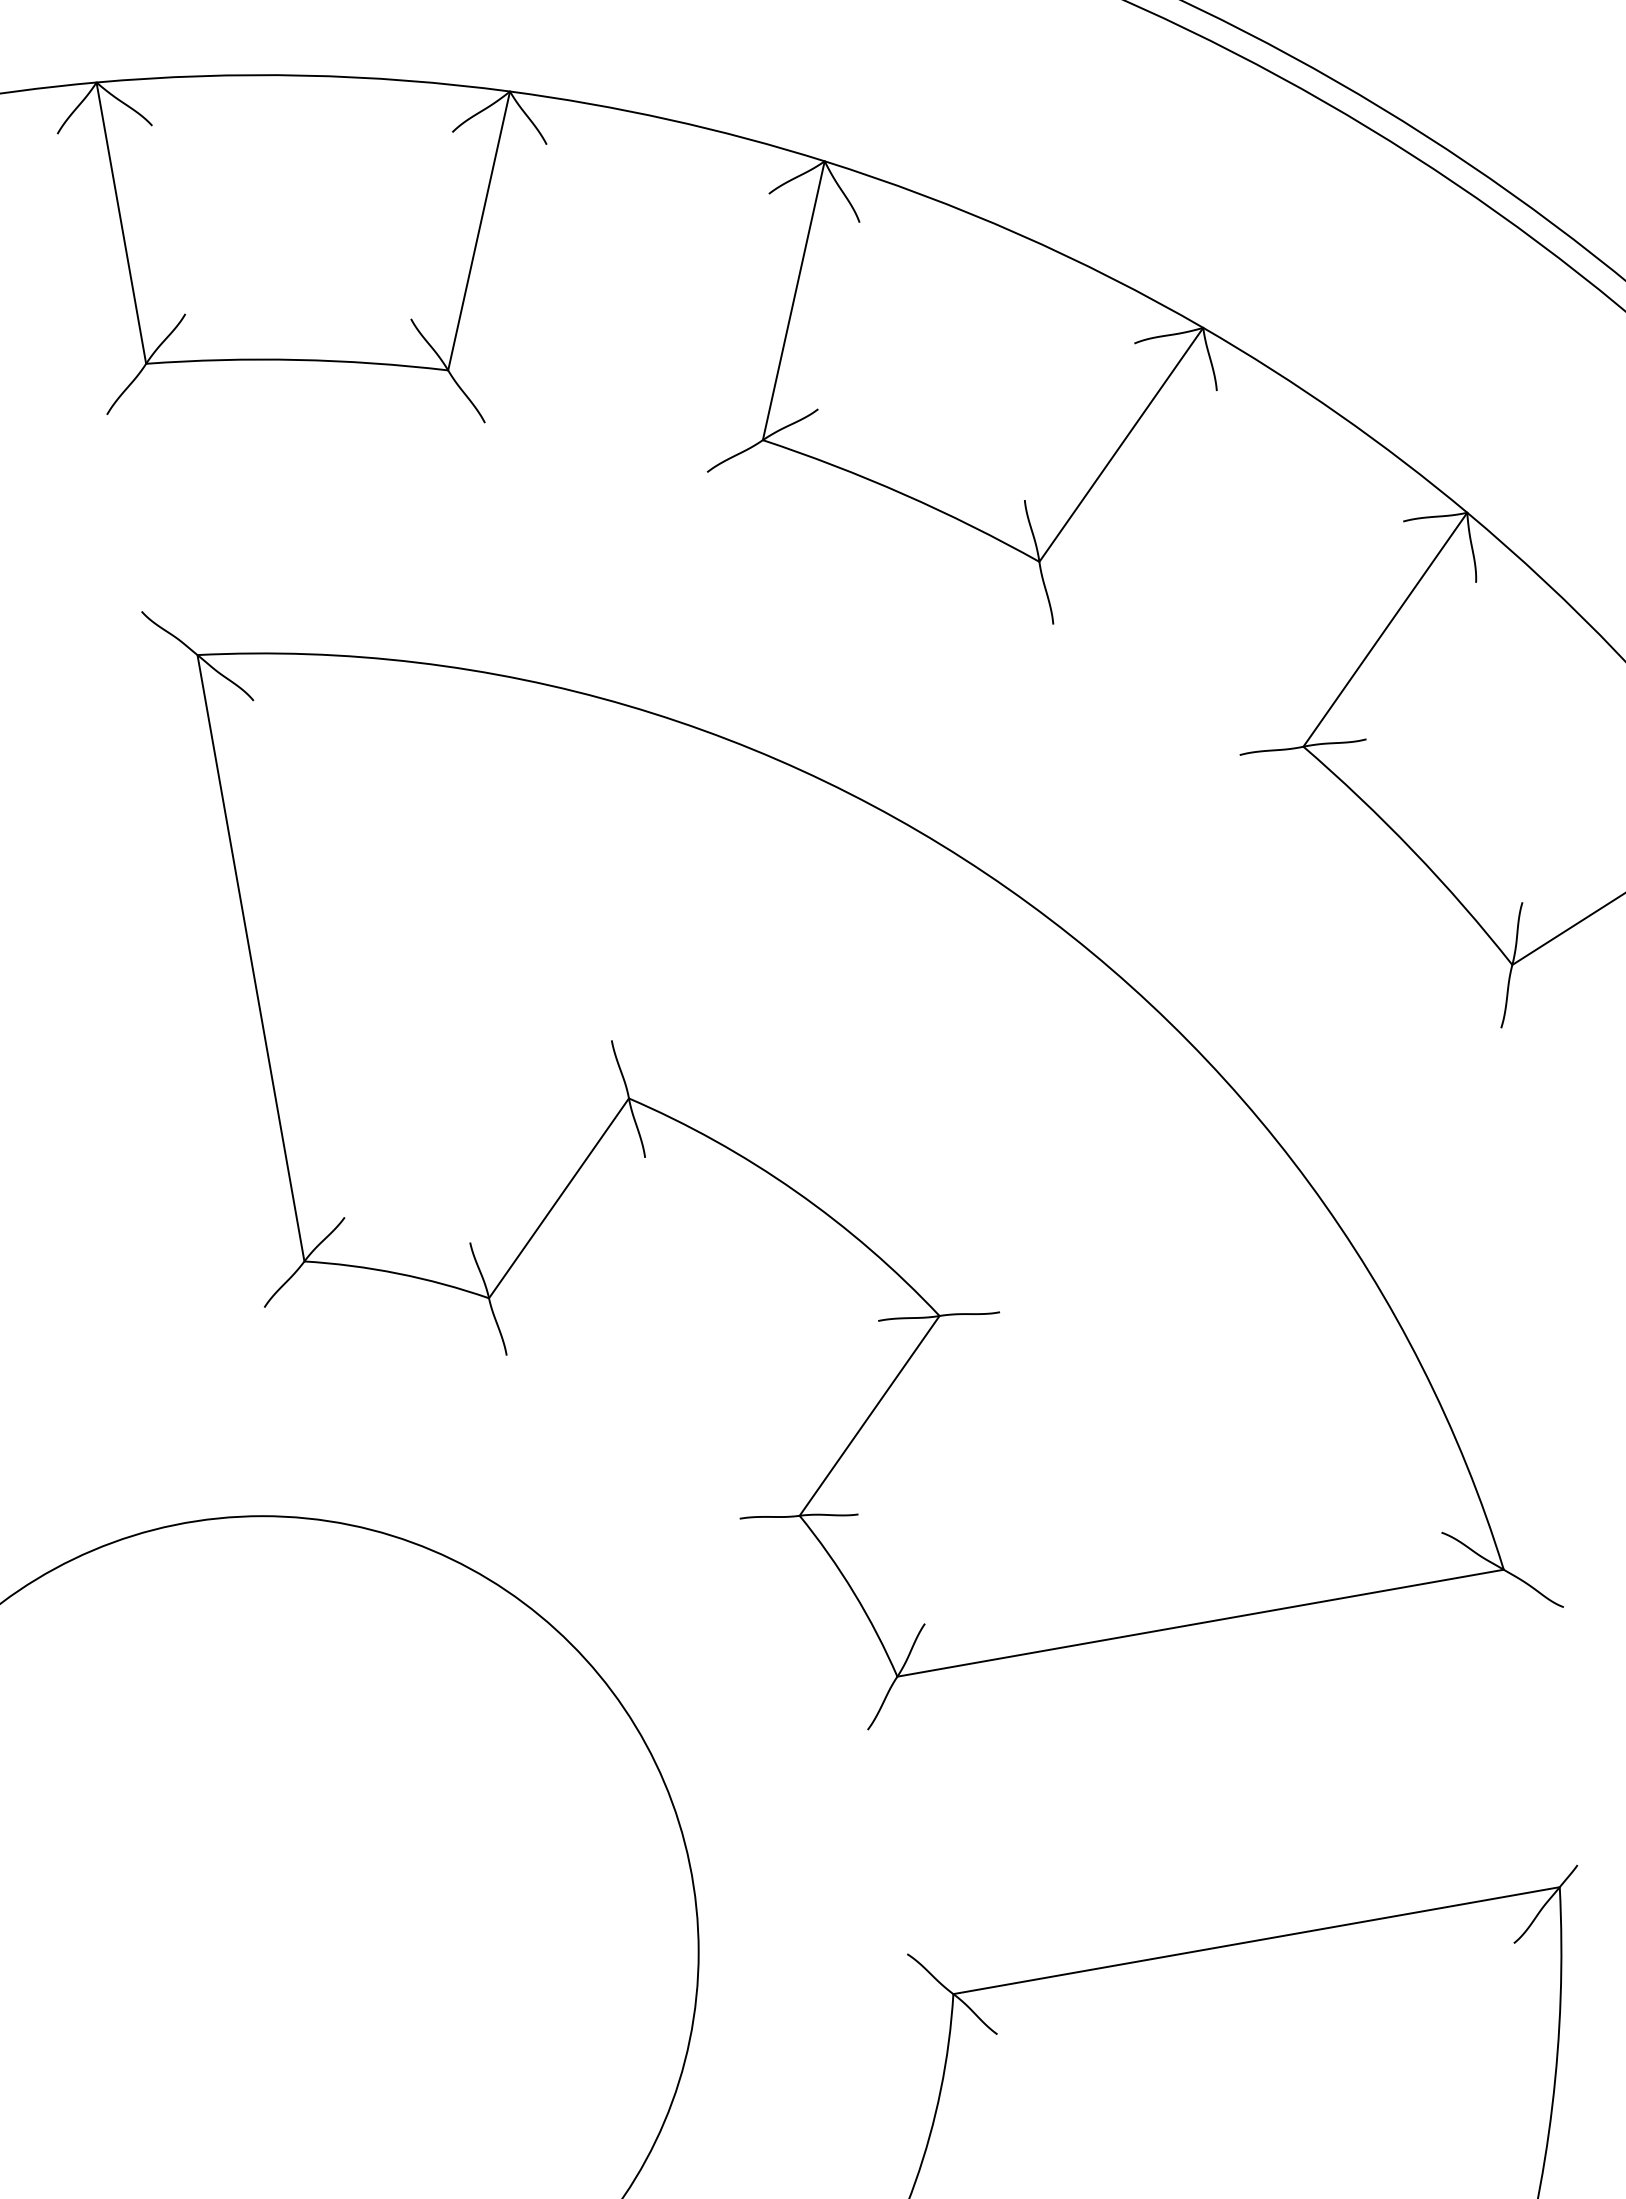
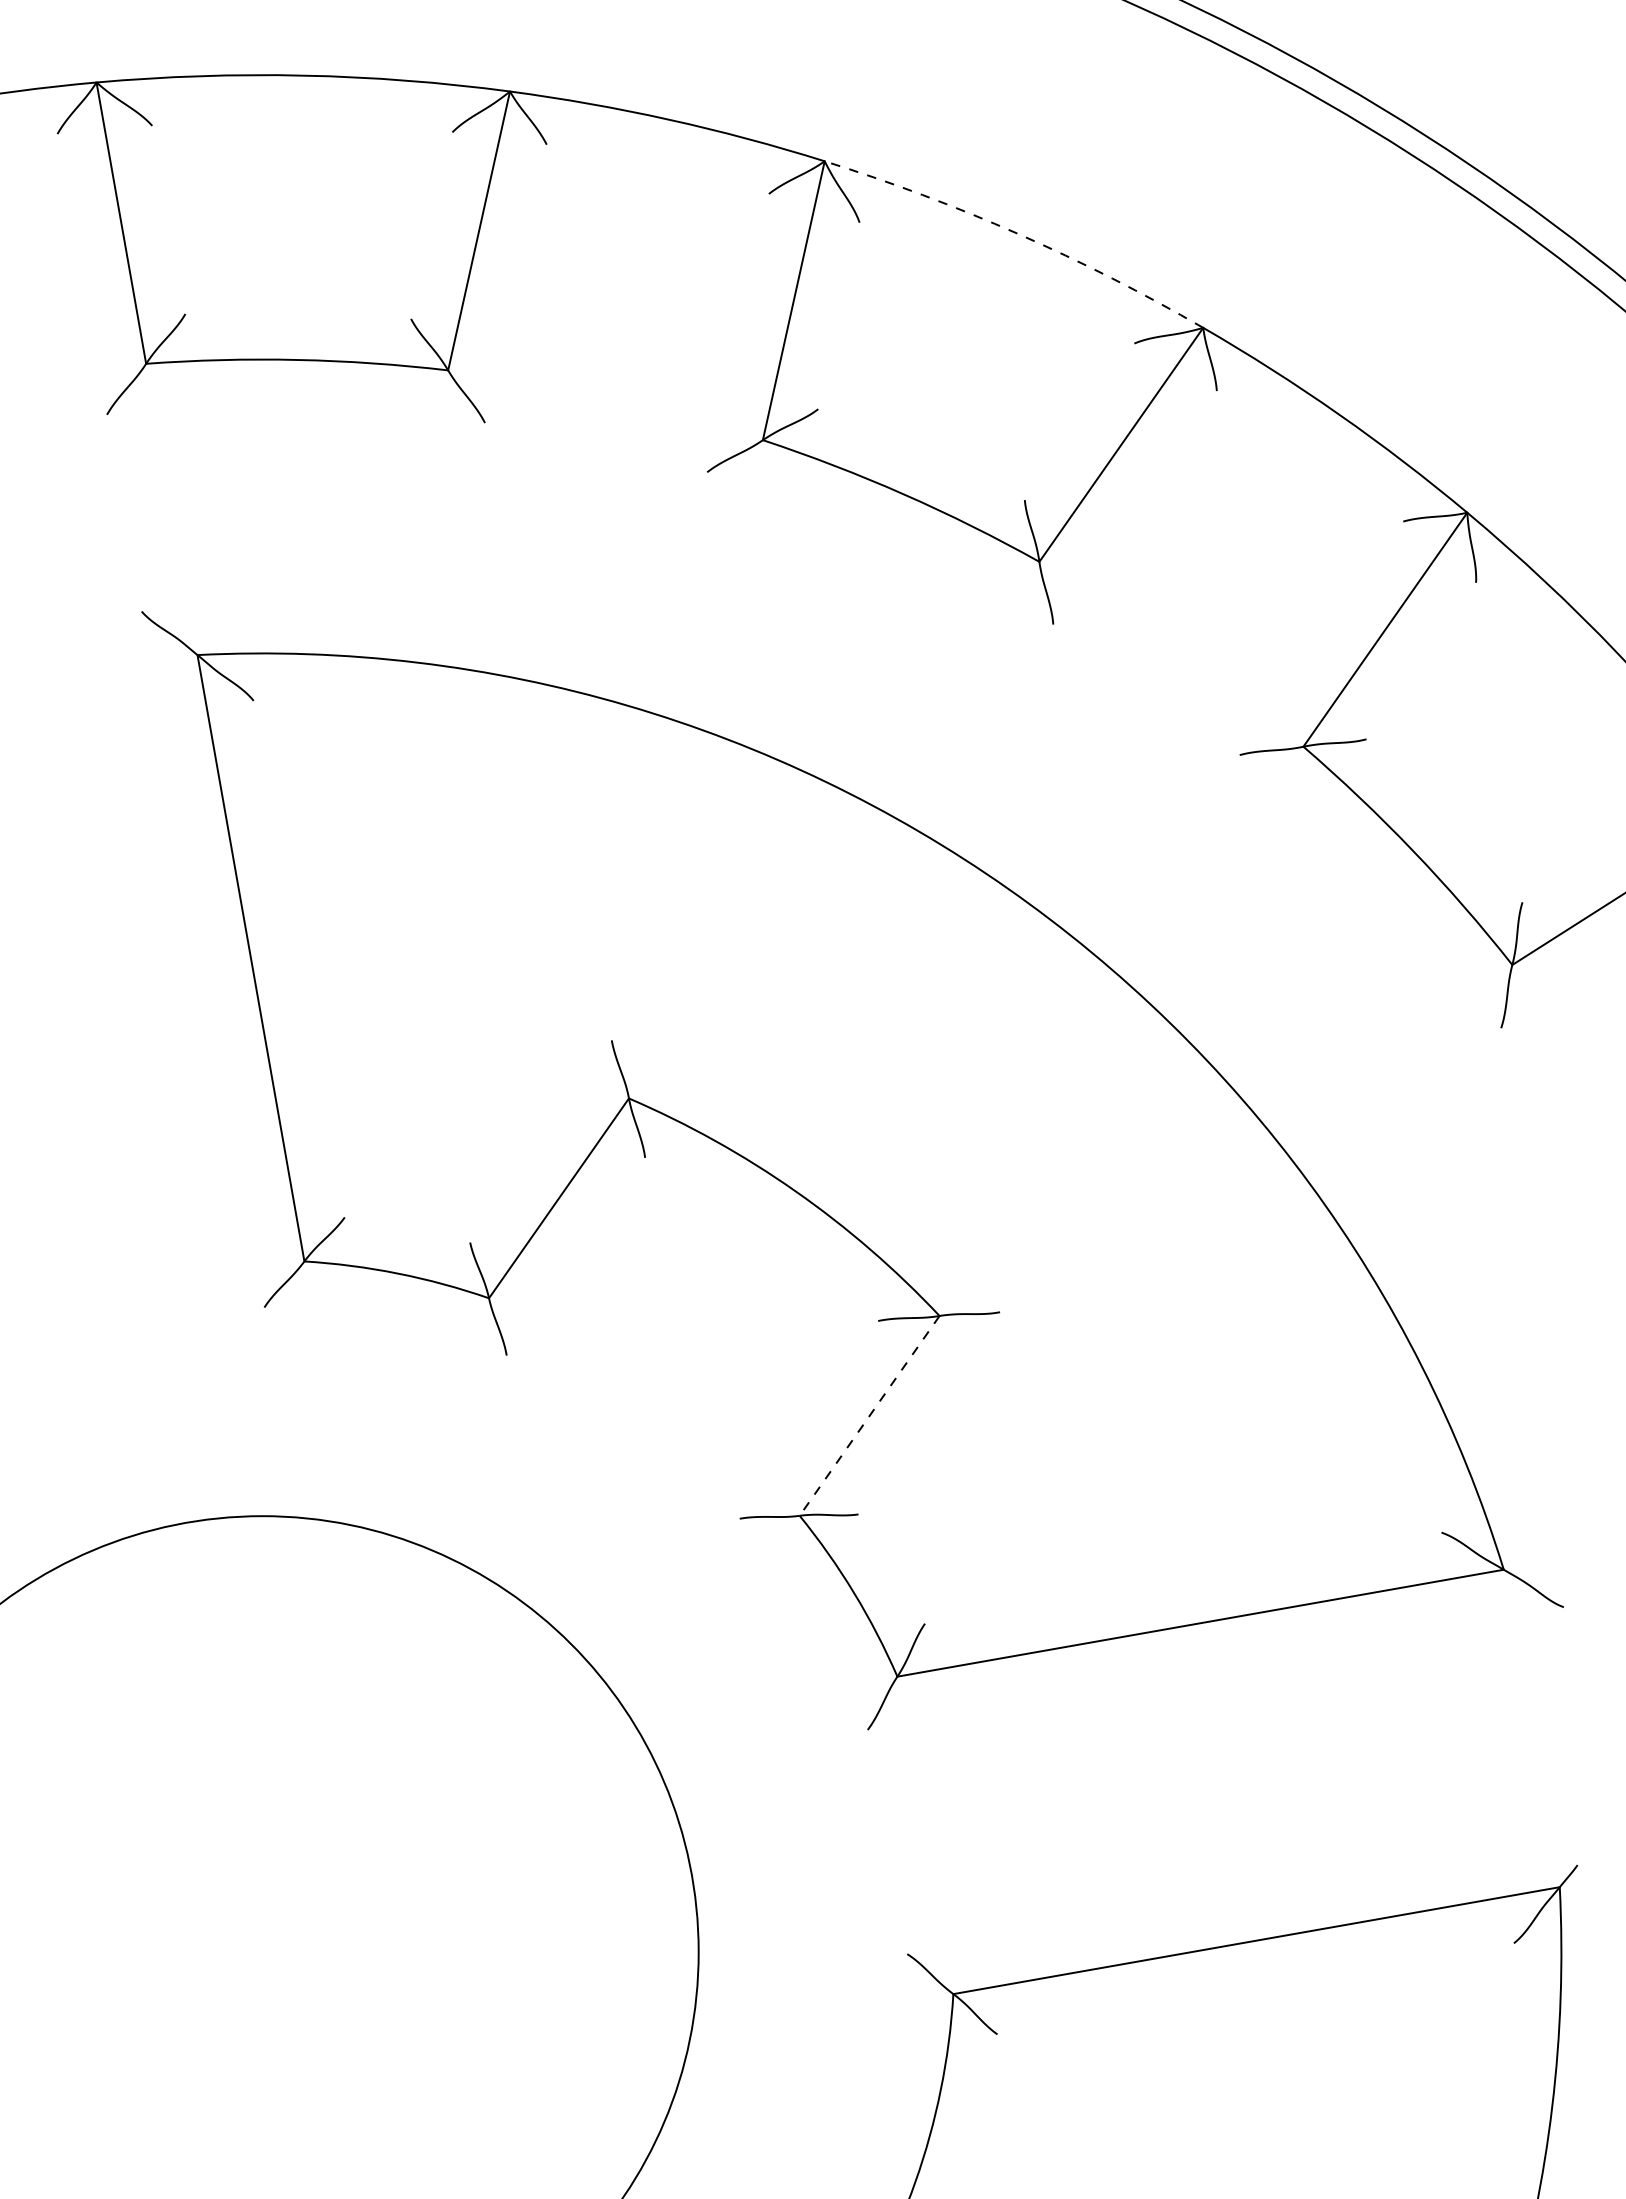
arc: solid -> dashed (1018, 234)
line: solid -> dashed (869, 1415)
